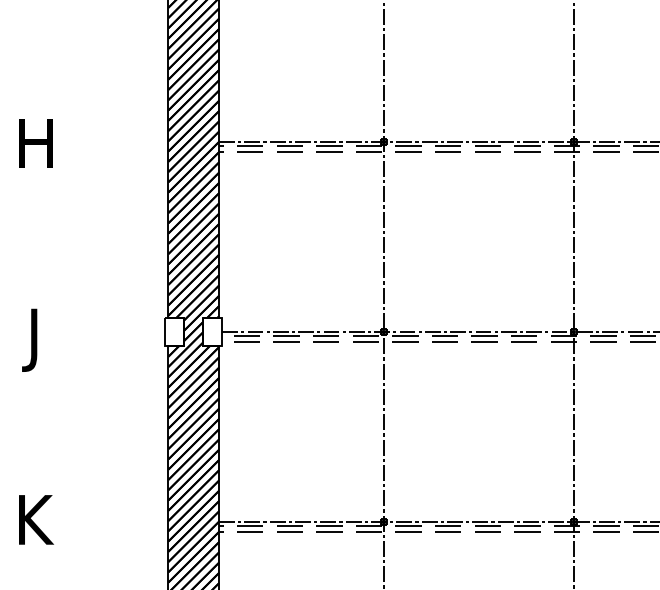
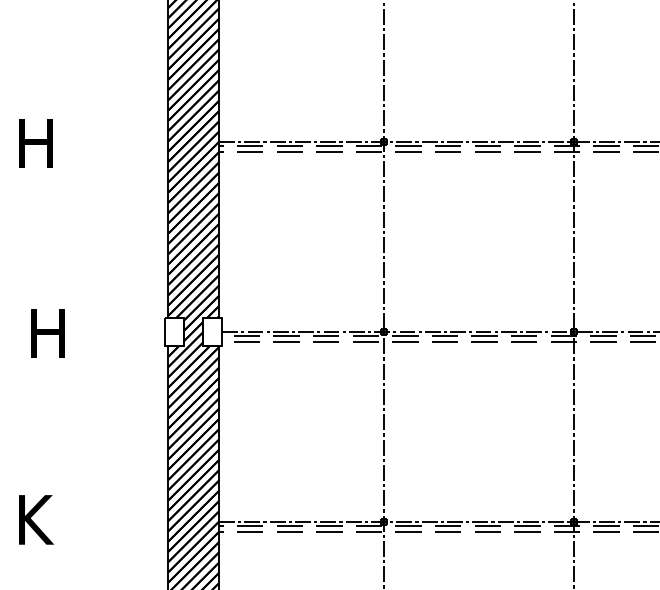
text: J -> H (43, 339)
